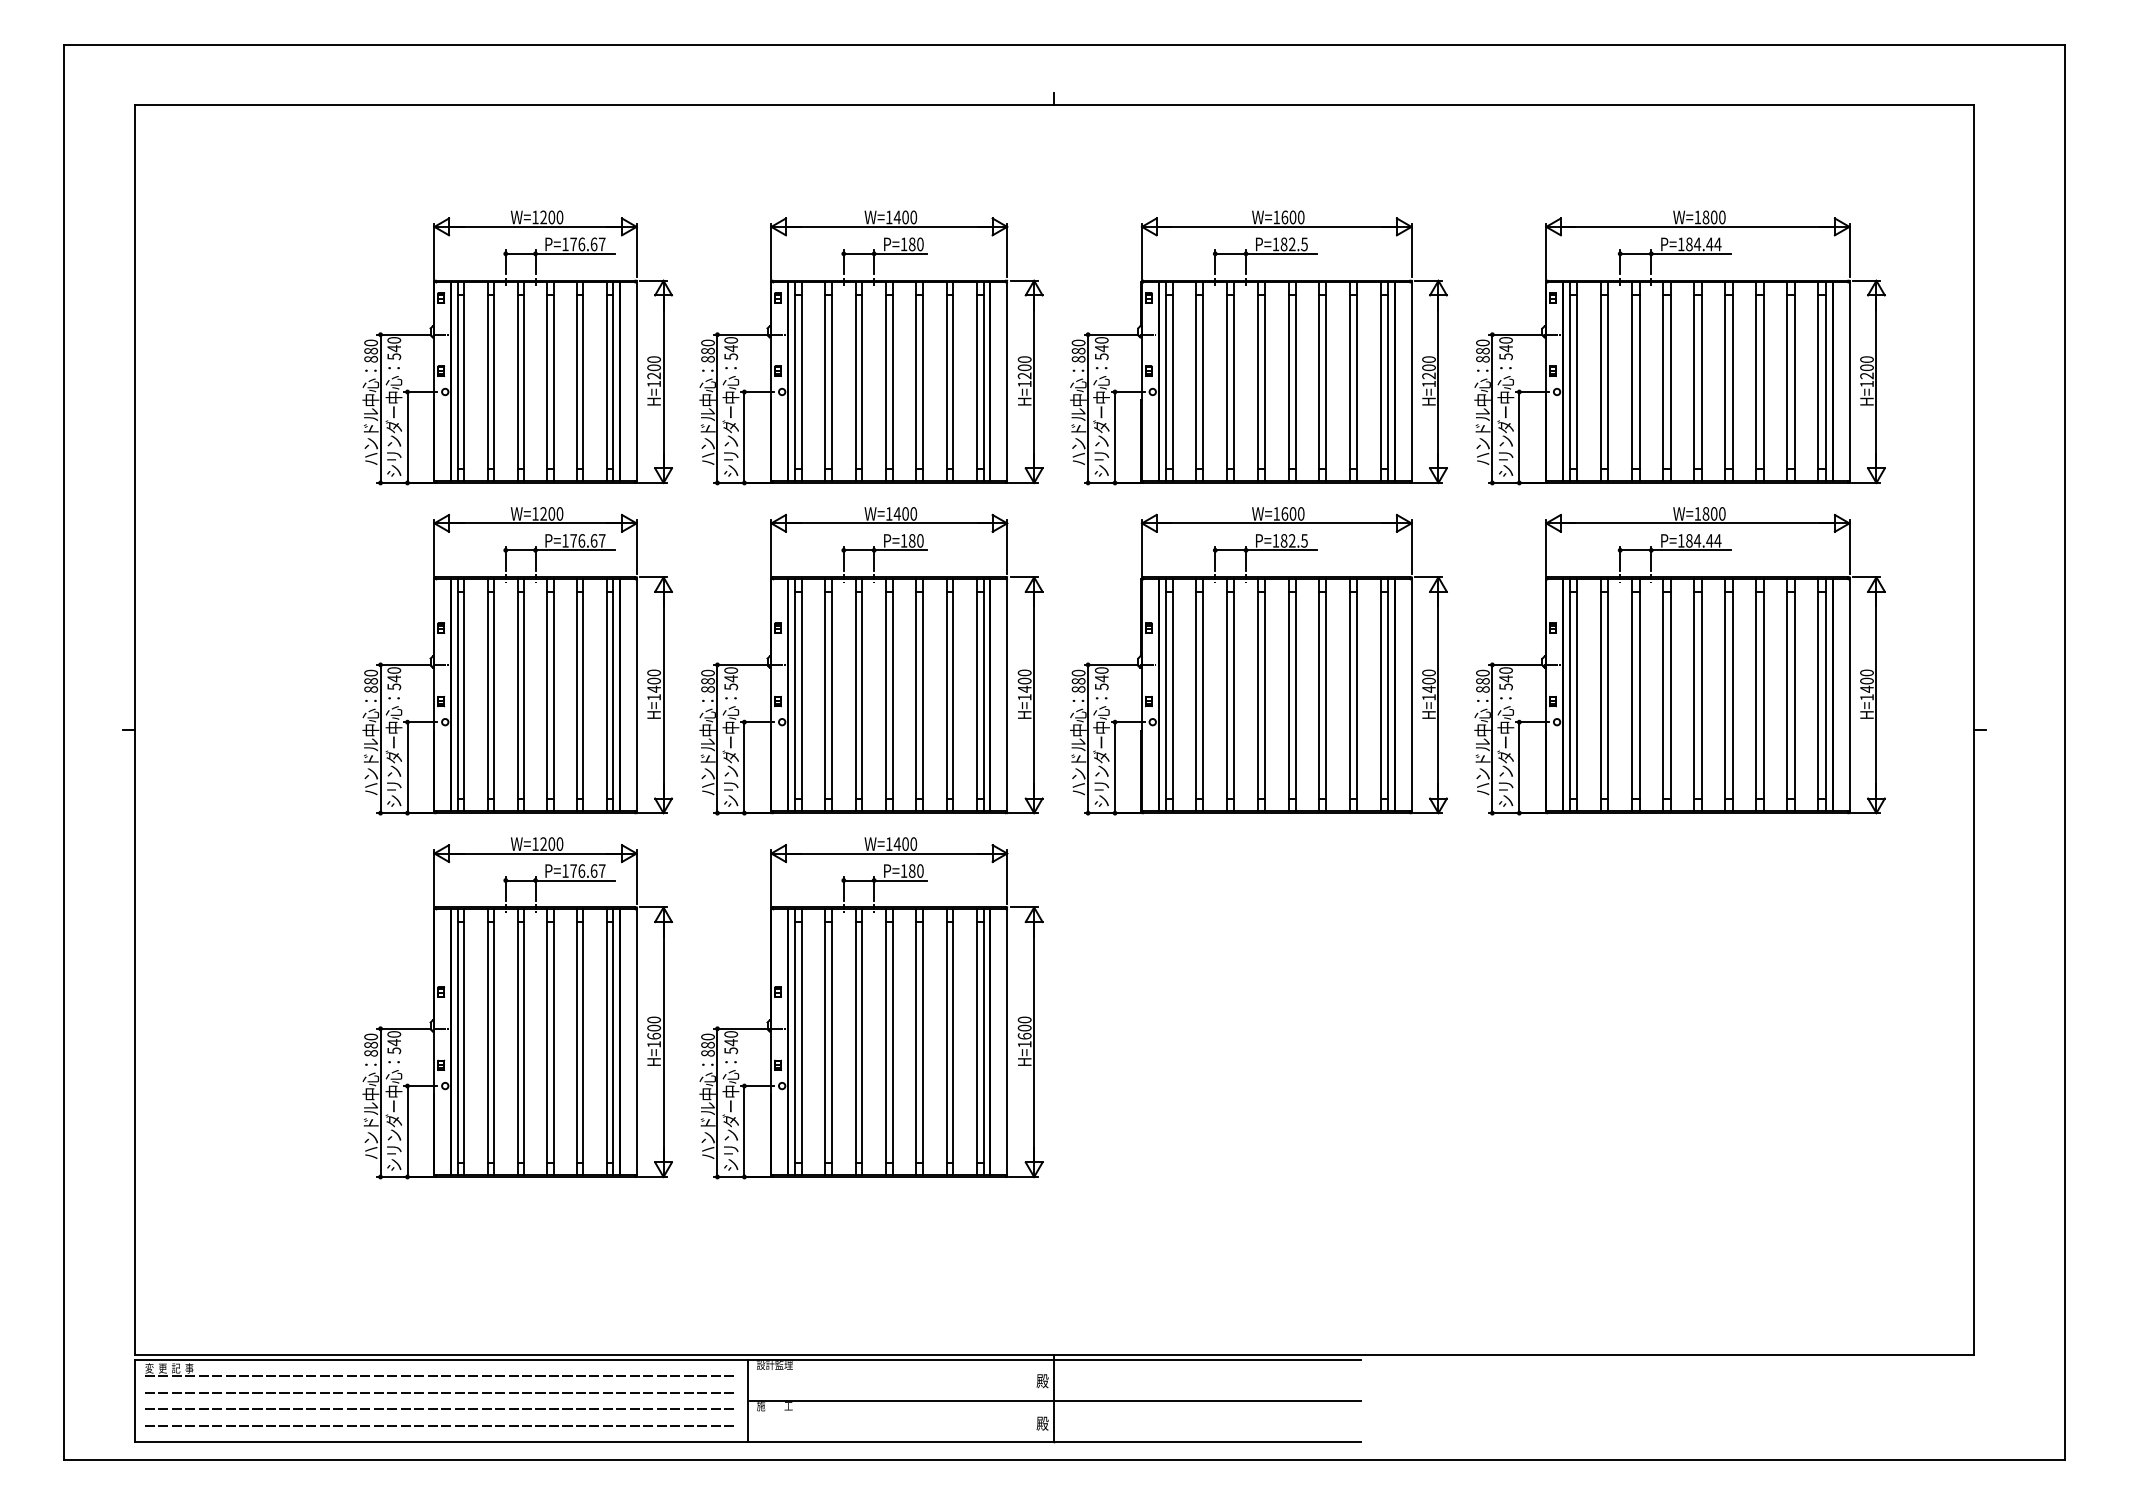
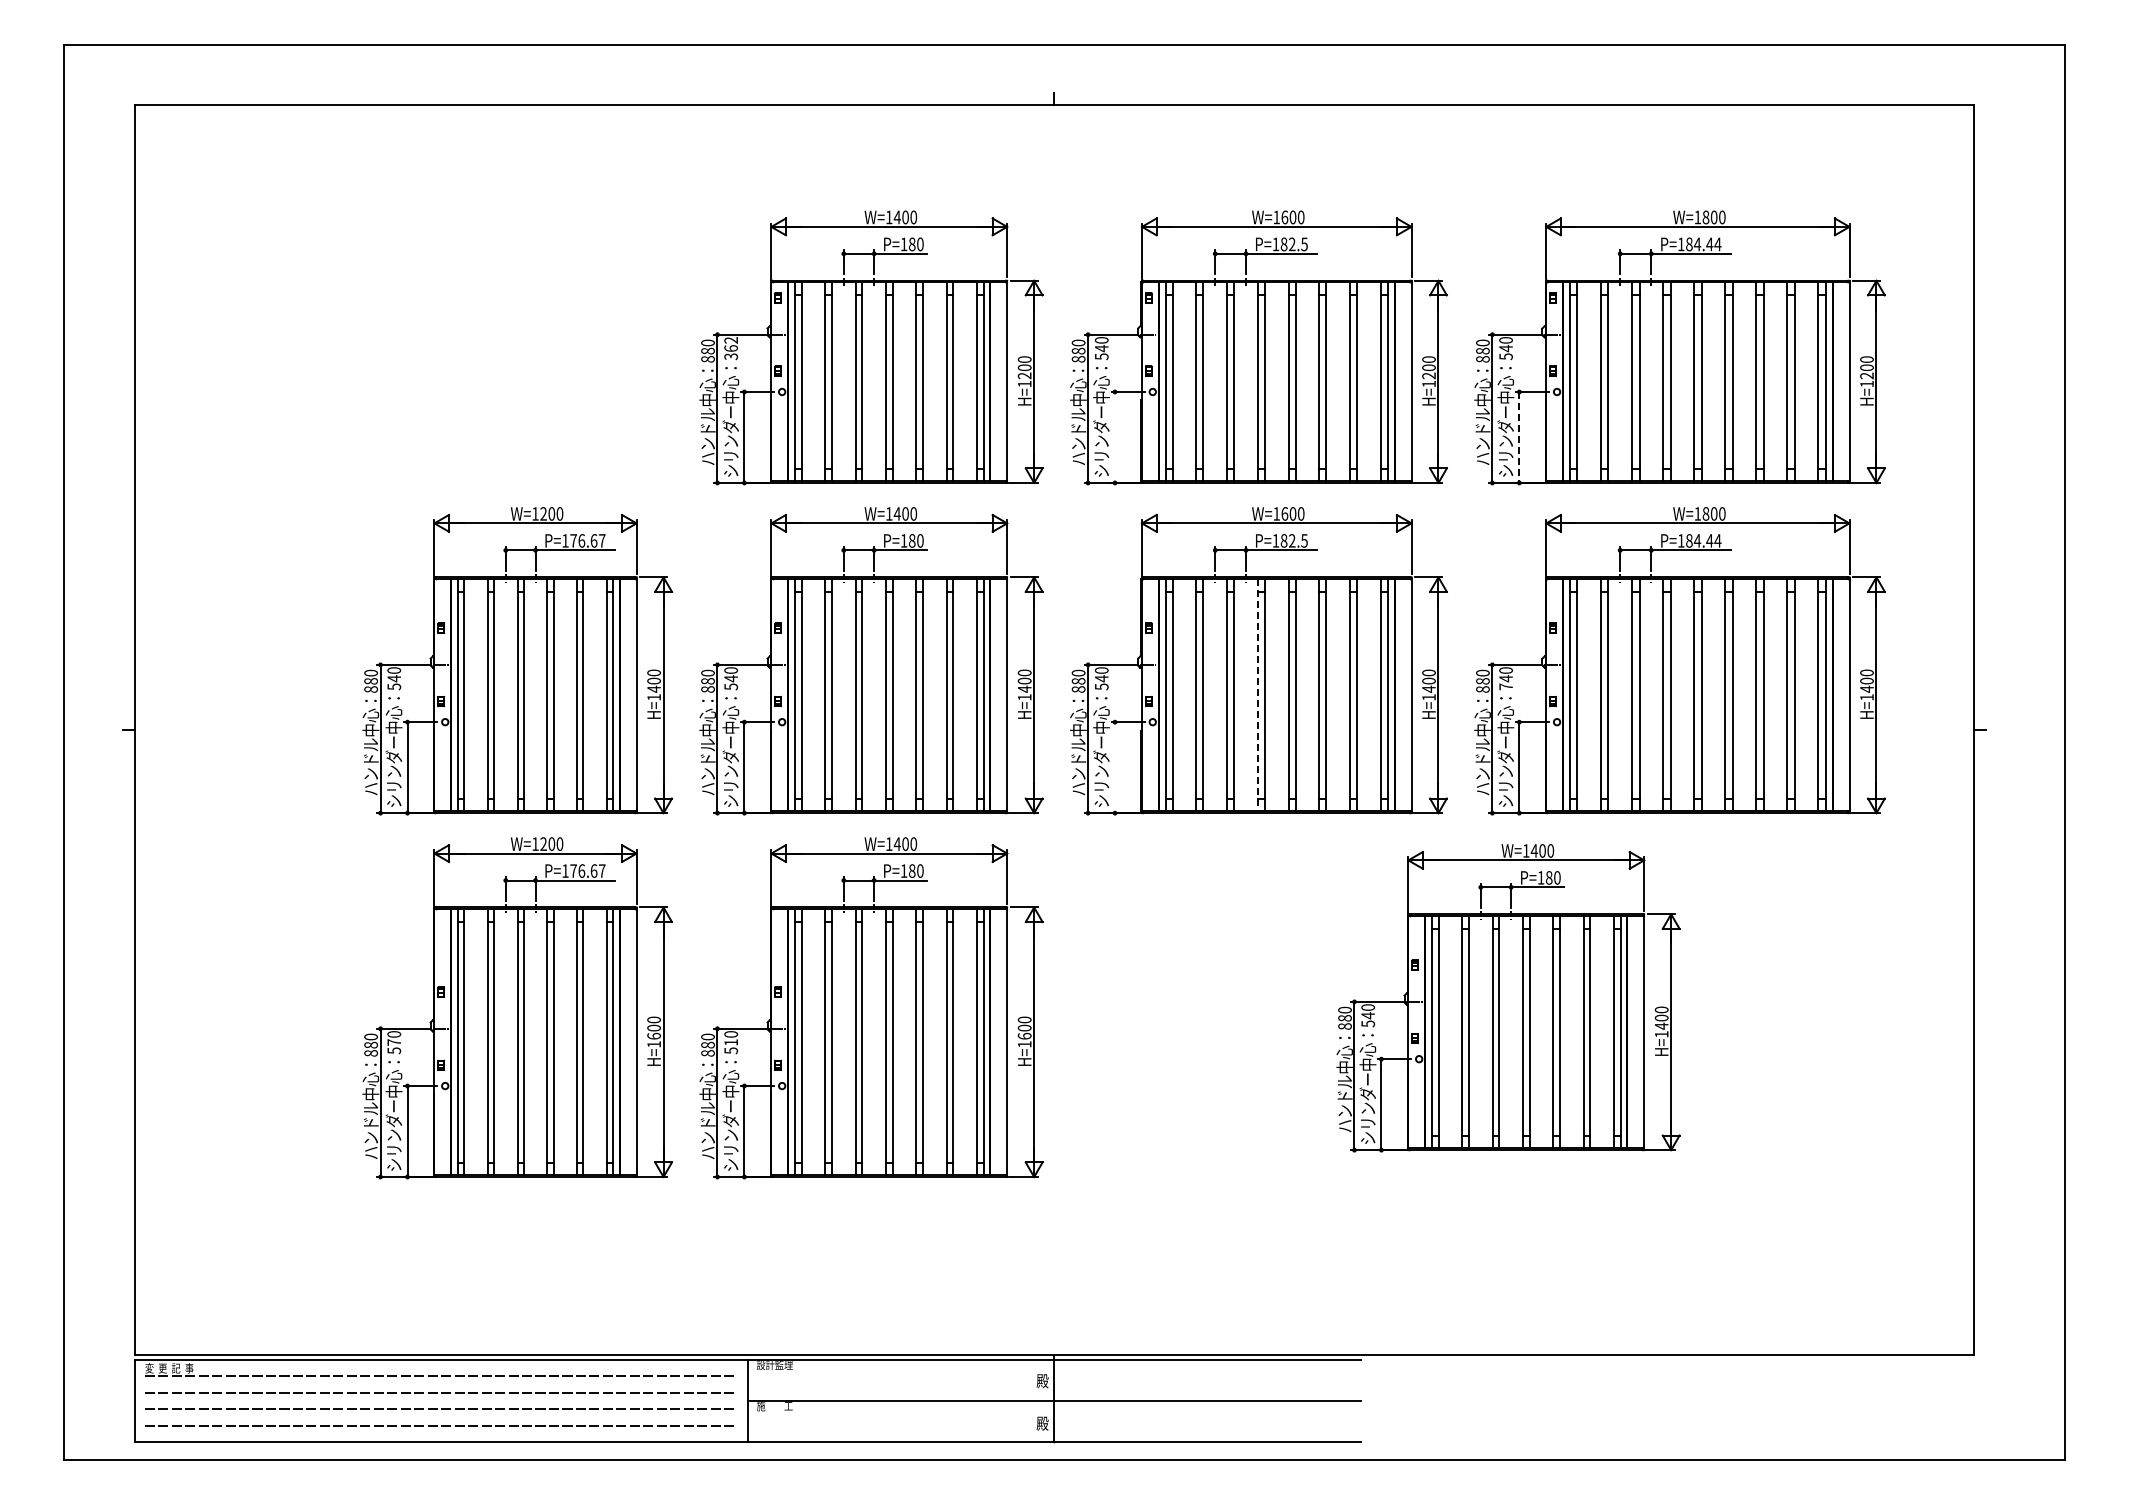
part: present -> none (517, 347)
text: 540 -> 362 (731, 348)
line: present -> none (1115, 437)
line: solid -> dashed (1519, 437)
text: 540 -> 740 (1505, 686)
line: solid -> dashed (1257, 695)
line: present -> none (1115, 767)
part: none -> present (1508, 998)
text: 540 -> 570 (393, 1042)
text: 540 -> 510 (730, 1042)
